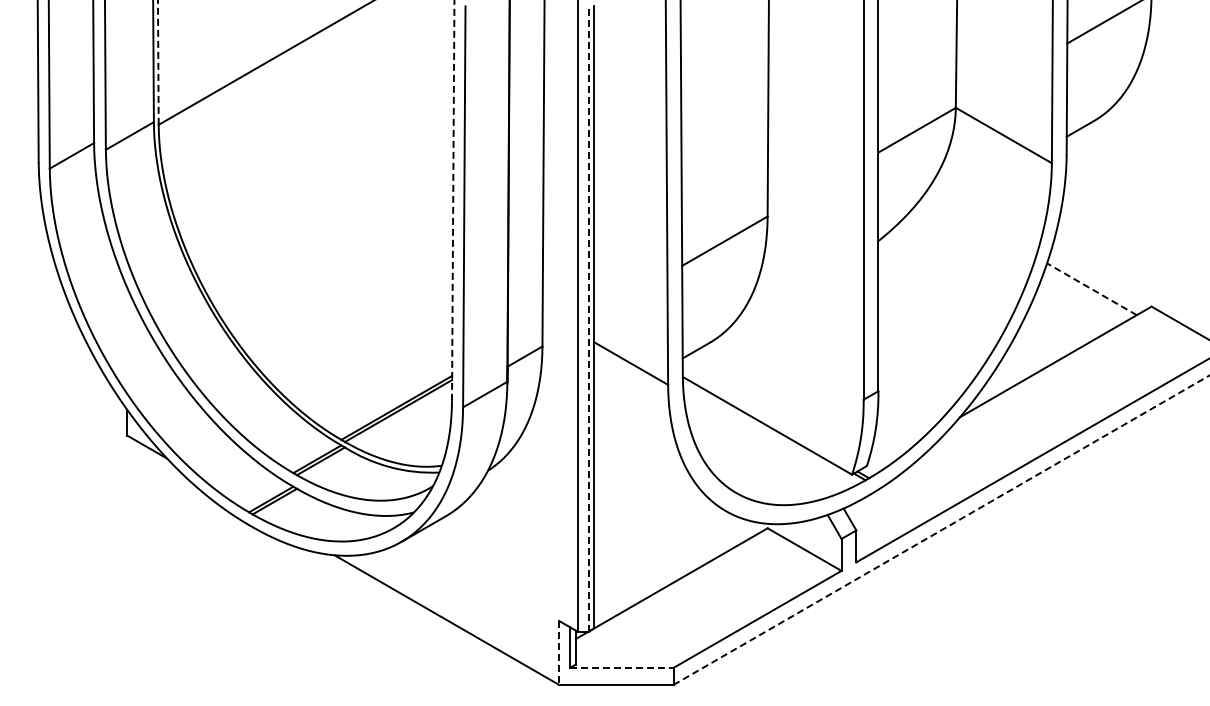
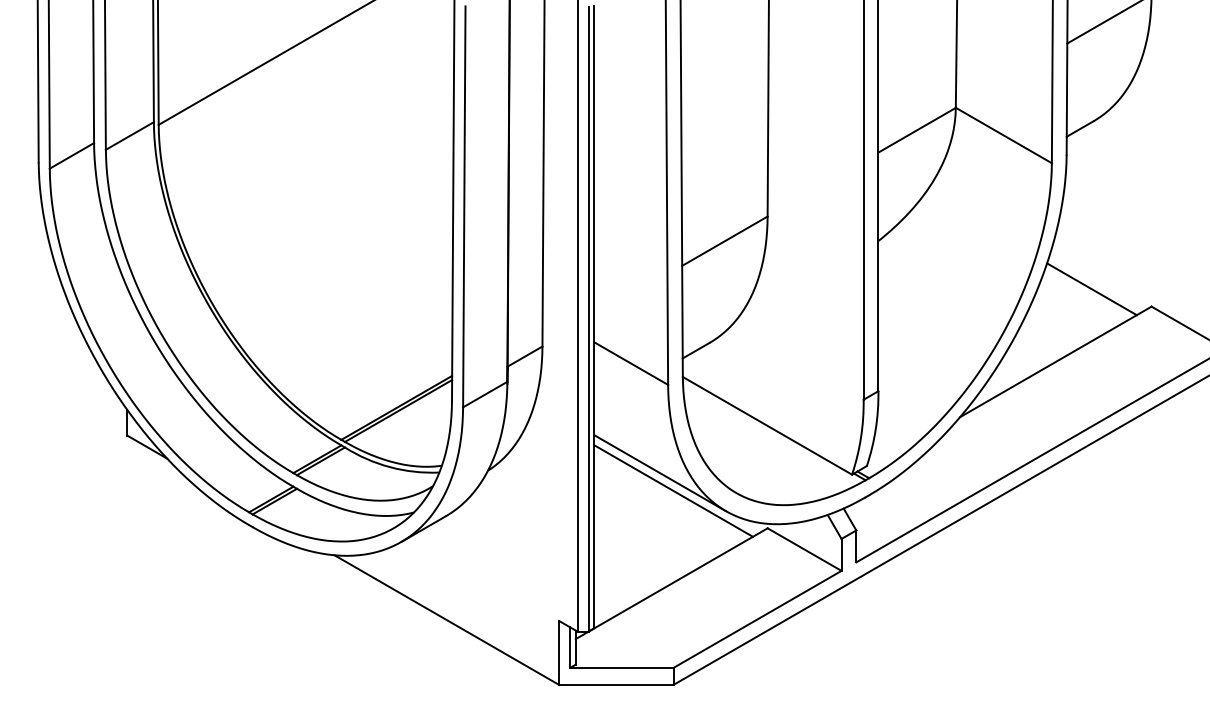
line: dashed -> solid (158, 62)
line: dashed -> solid (453, 200)
line: dashed -> solid (1092, 289)
line: dashed -> solid (588, 318)
line: none -> present (659, 473)
line: none -> present (673, 490)
line: dashed -> solid (941, 530)
line: dashed -> solid (559, 652)
line: dashed -> solid (621, 667)
